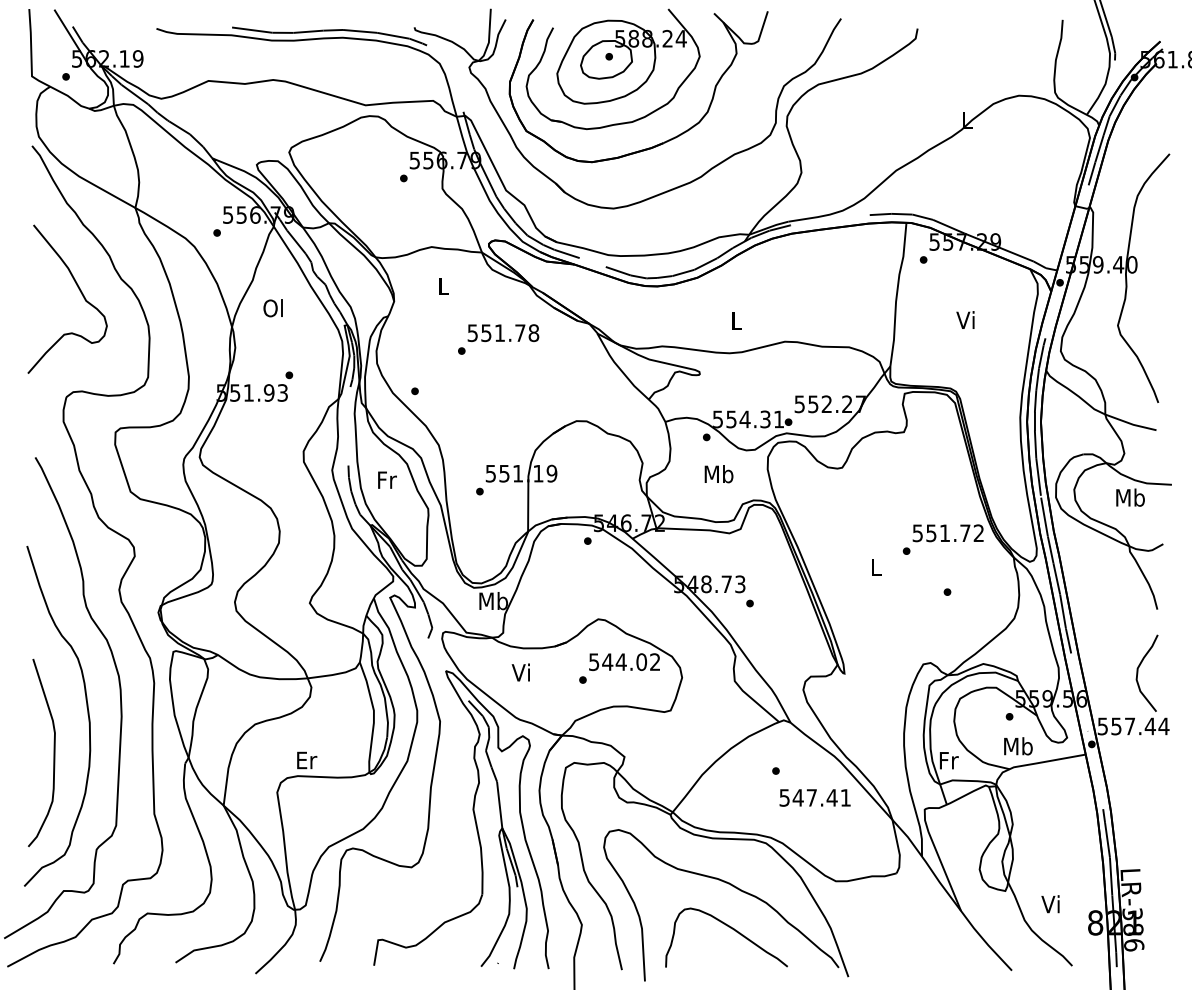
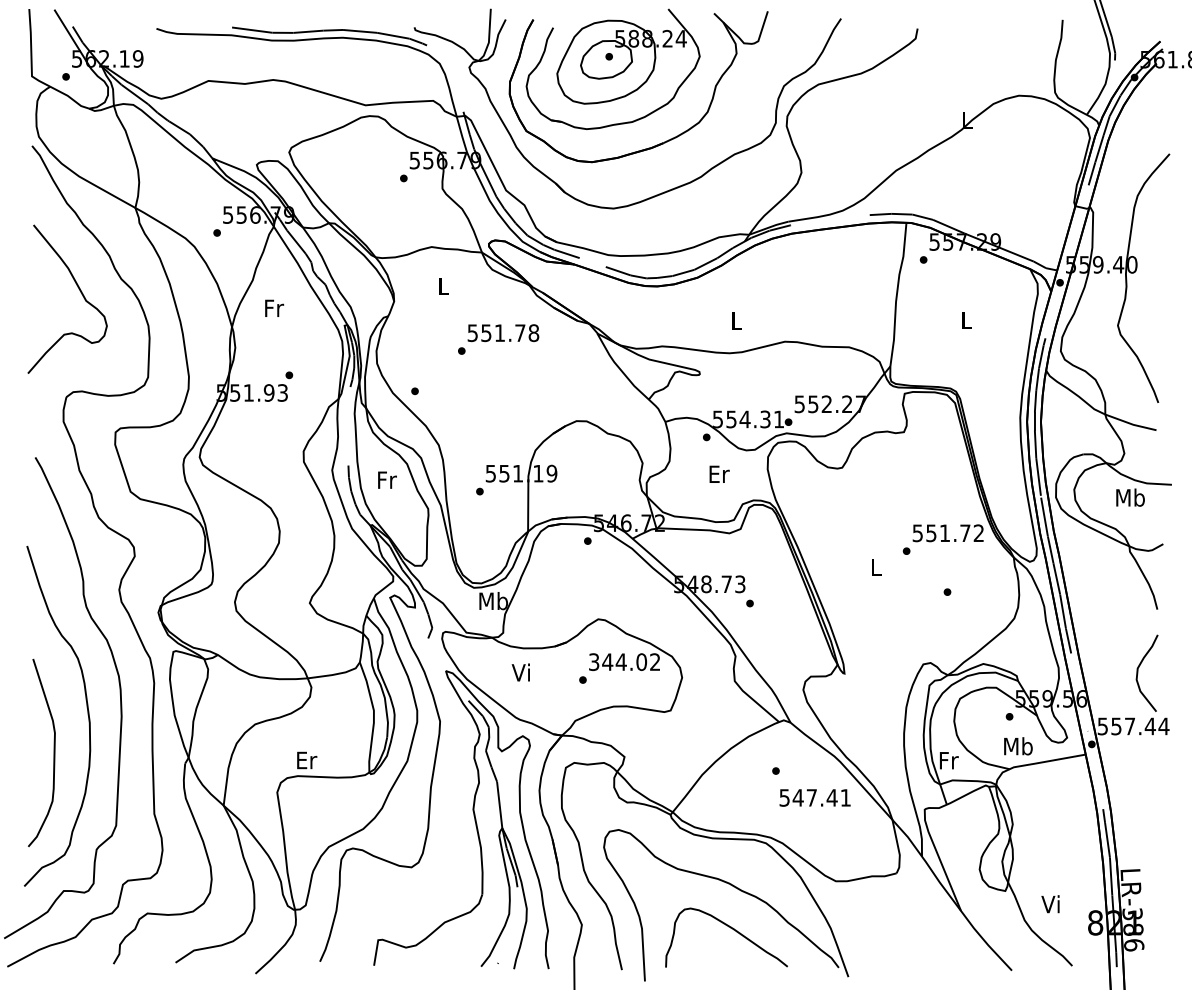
text: Ol -> Fr (273, 308)
text: Vi -> L (965, 319)
text: Mb -> Er (718, 474)
text: 544.02 -> 344.02 (594, 661)
